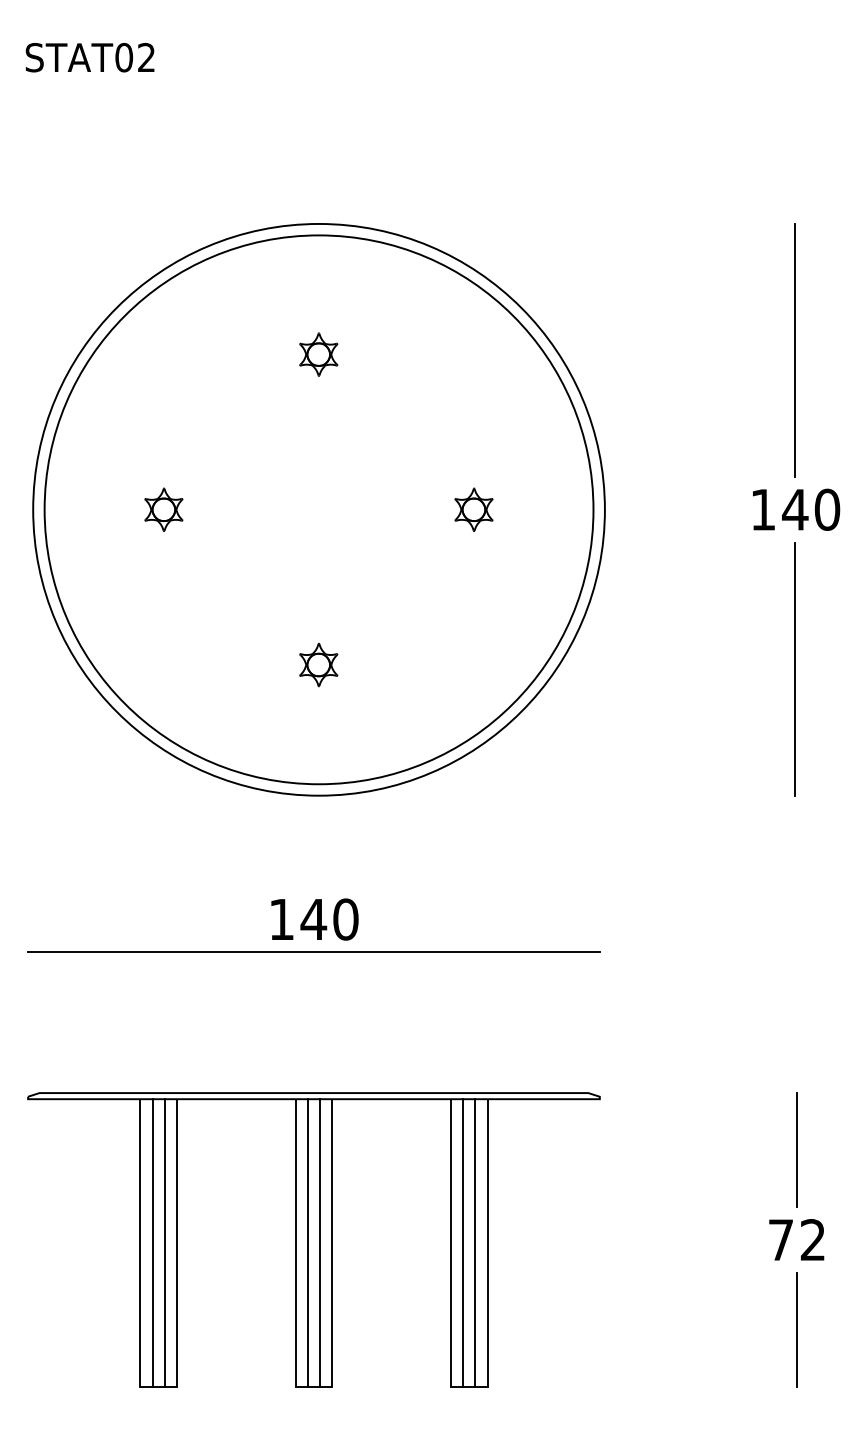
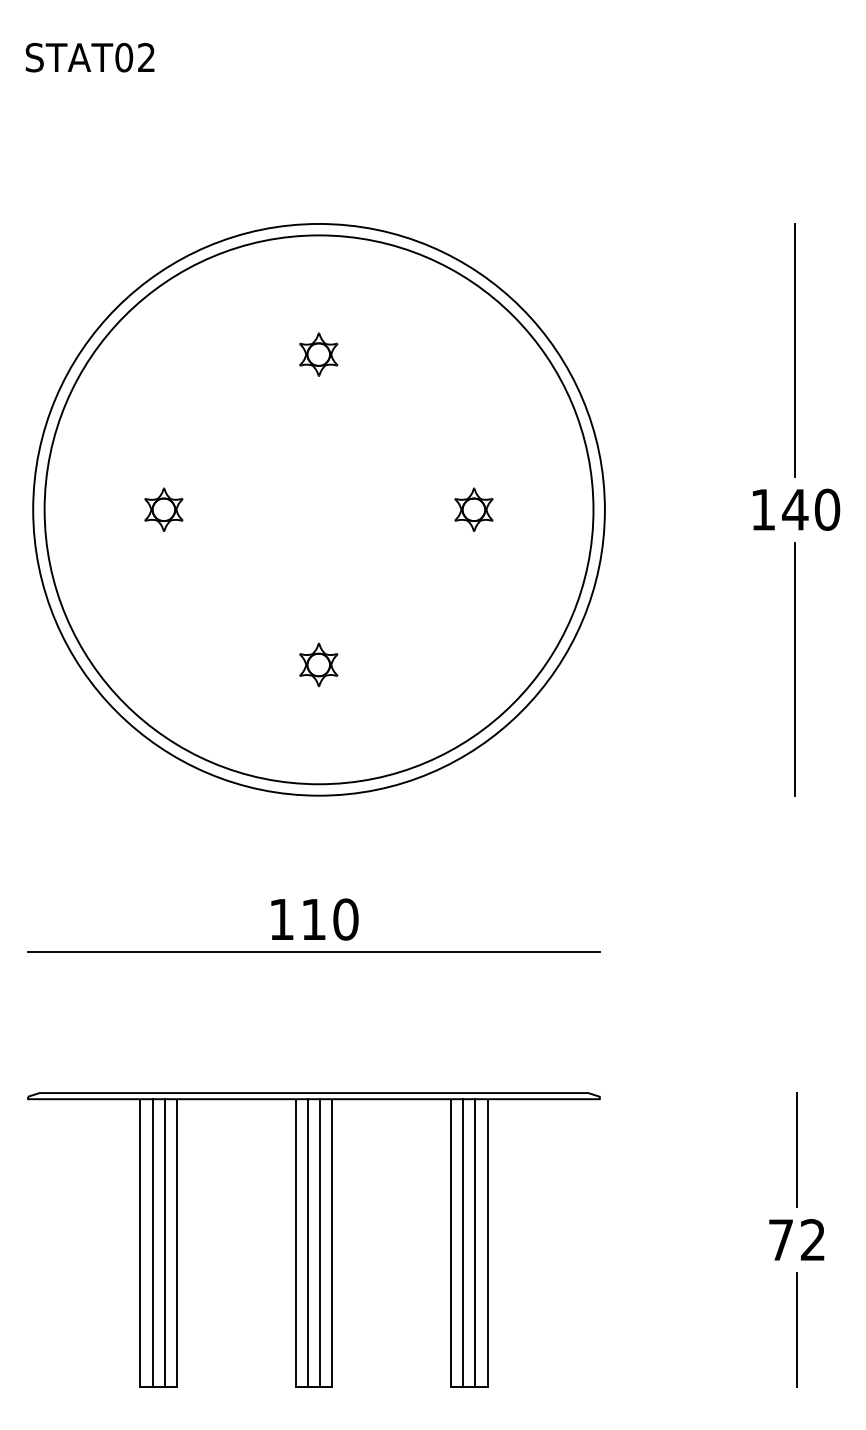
text: 140 -> 110 (313, 919)
